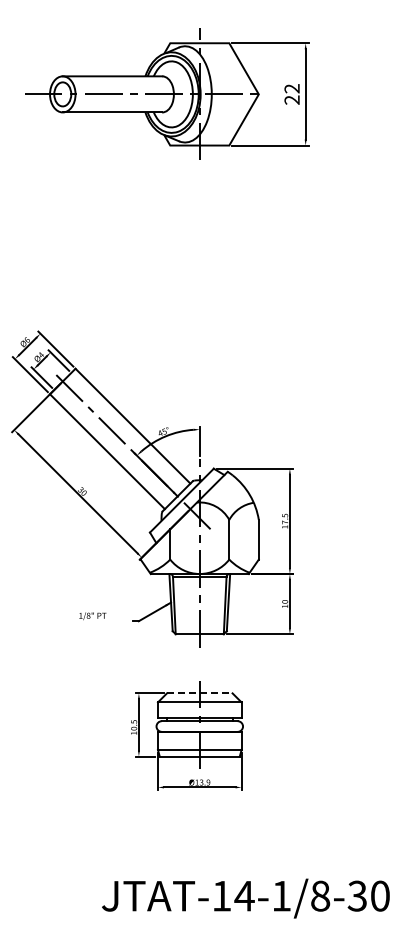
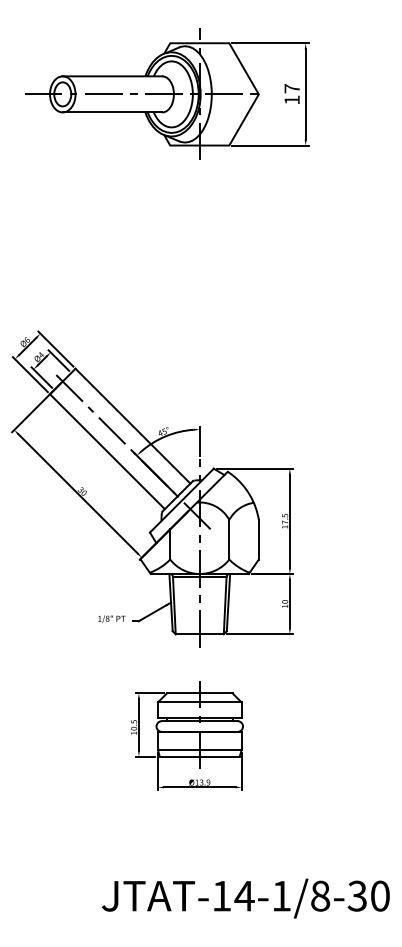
text: 22 -> 17 (291, 94)
text position: (92, 616) -> (111, 619) (111, 619)
line: dashed -> solid (199, 693)
